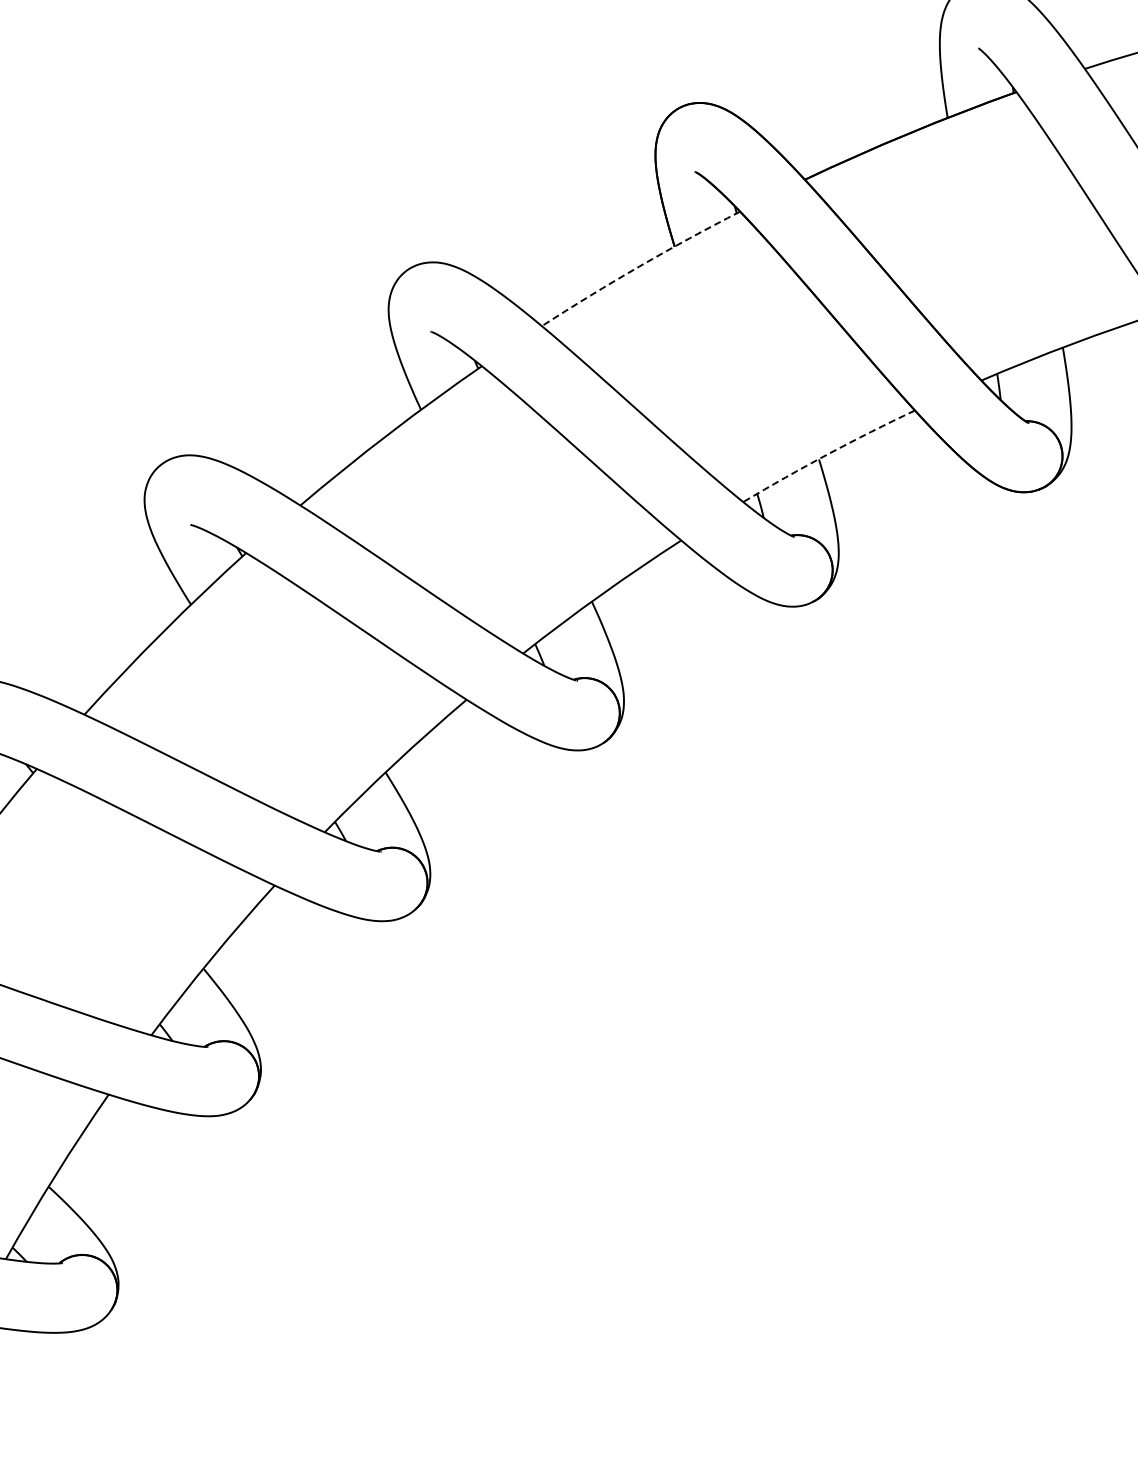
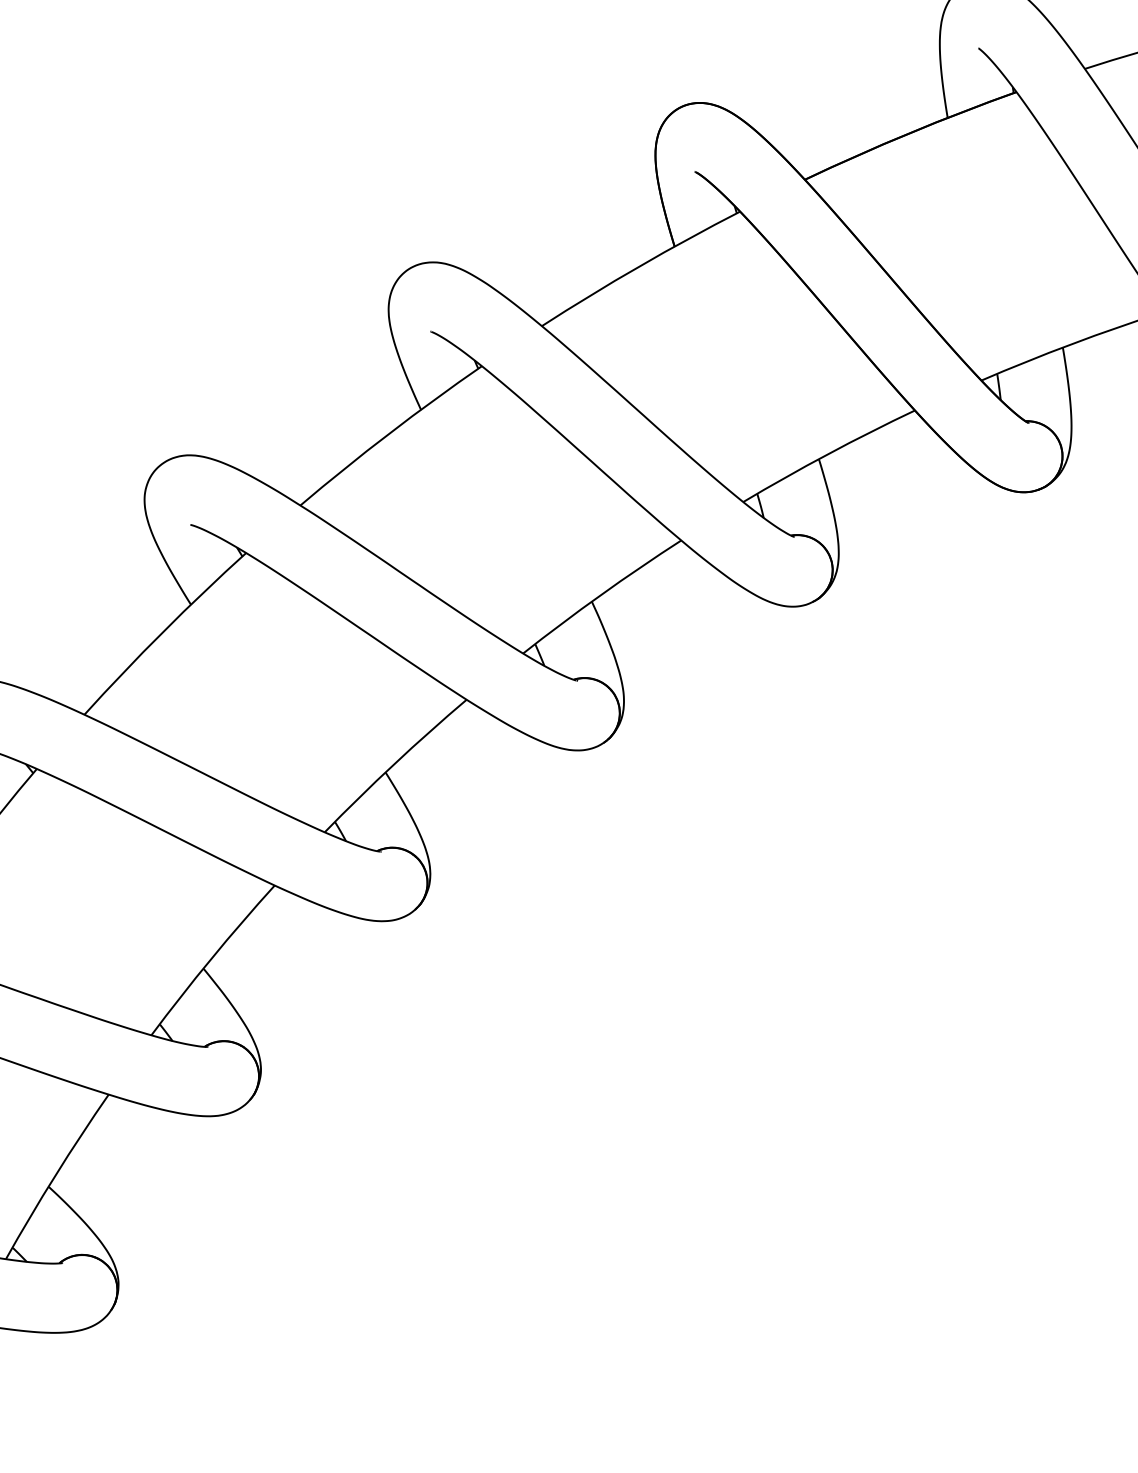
arc: dashed -> solid (639, 266)
arc: dashed -> solid (828, 454)
